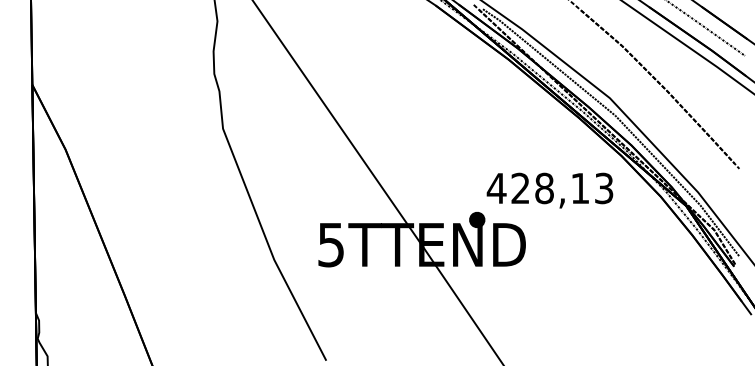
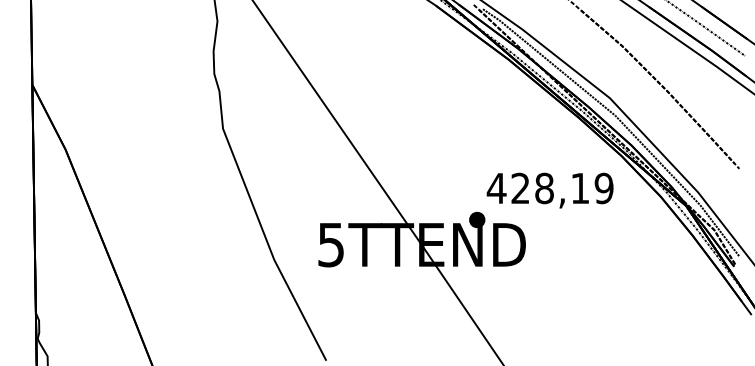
text: 428,13 -> 428,19 (603, 188)
